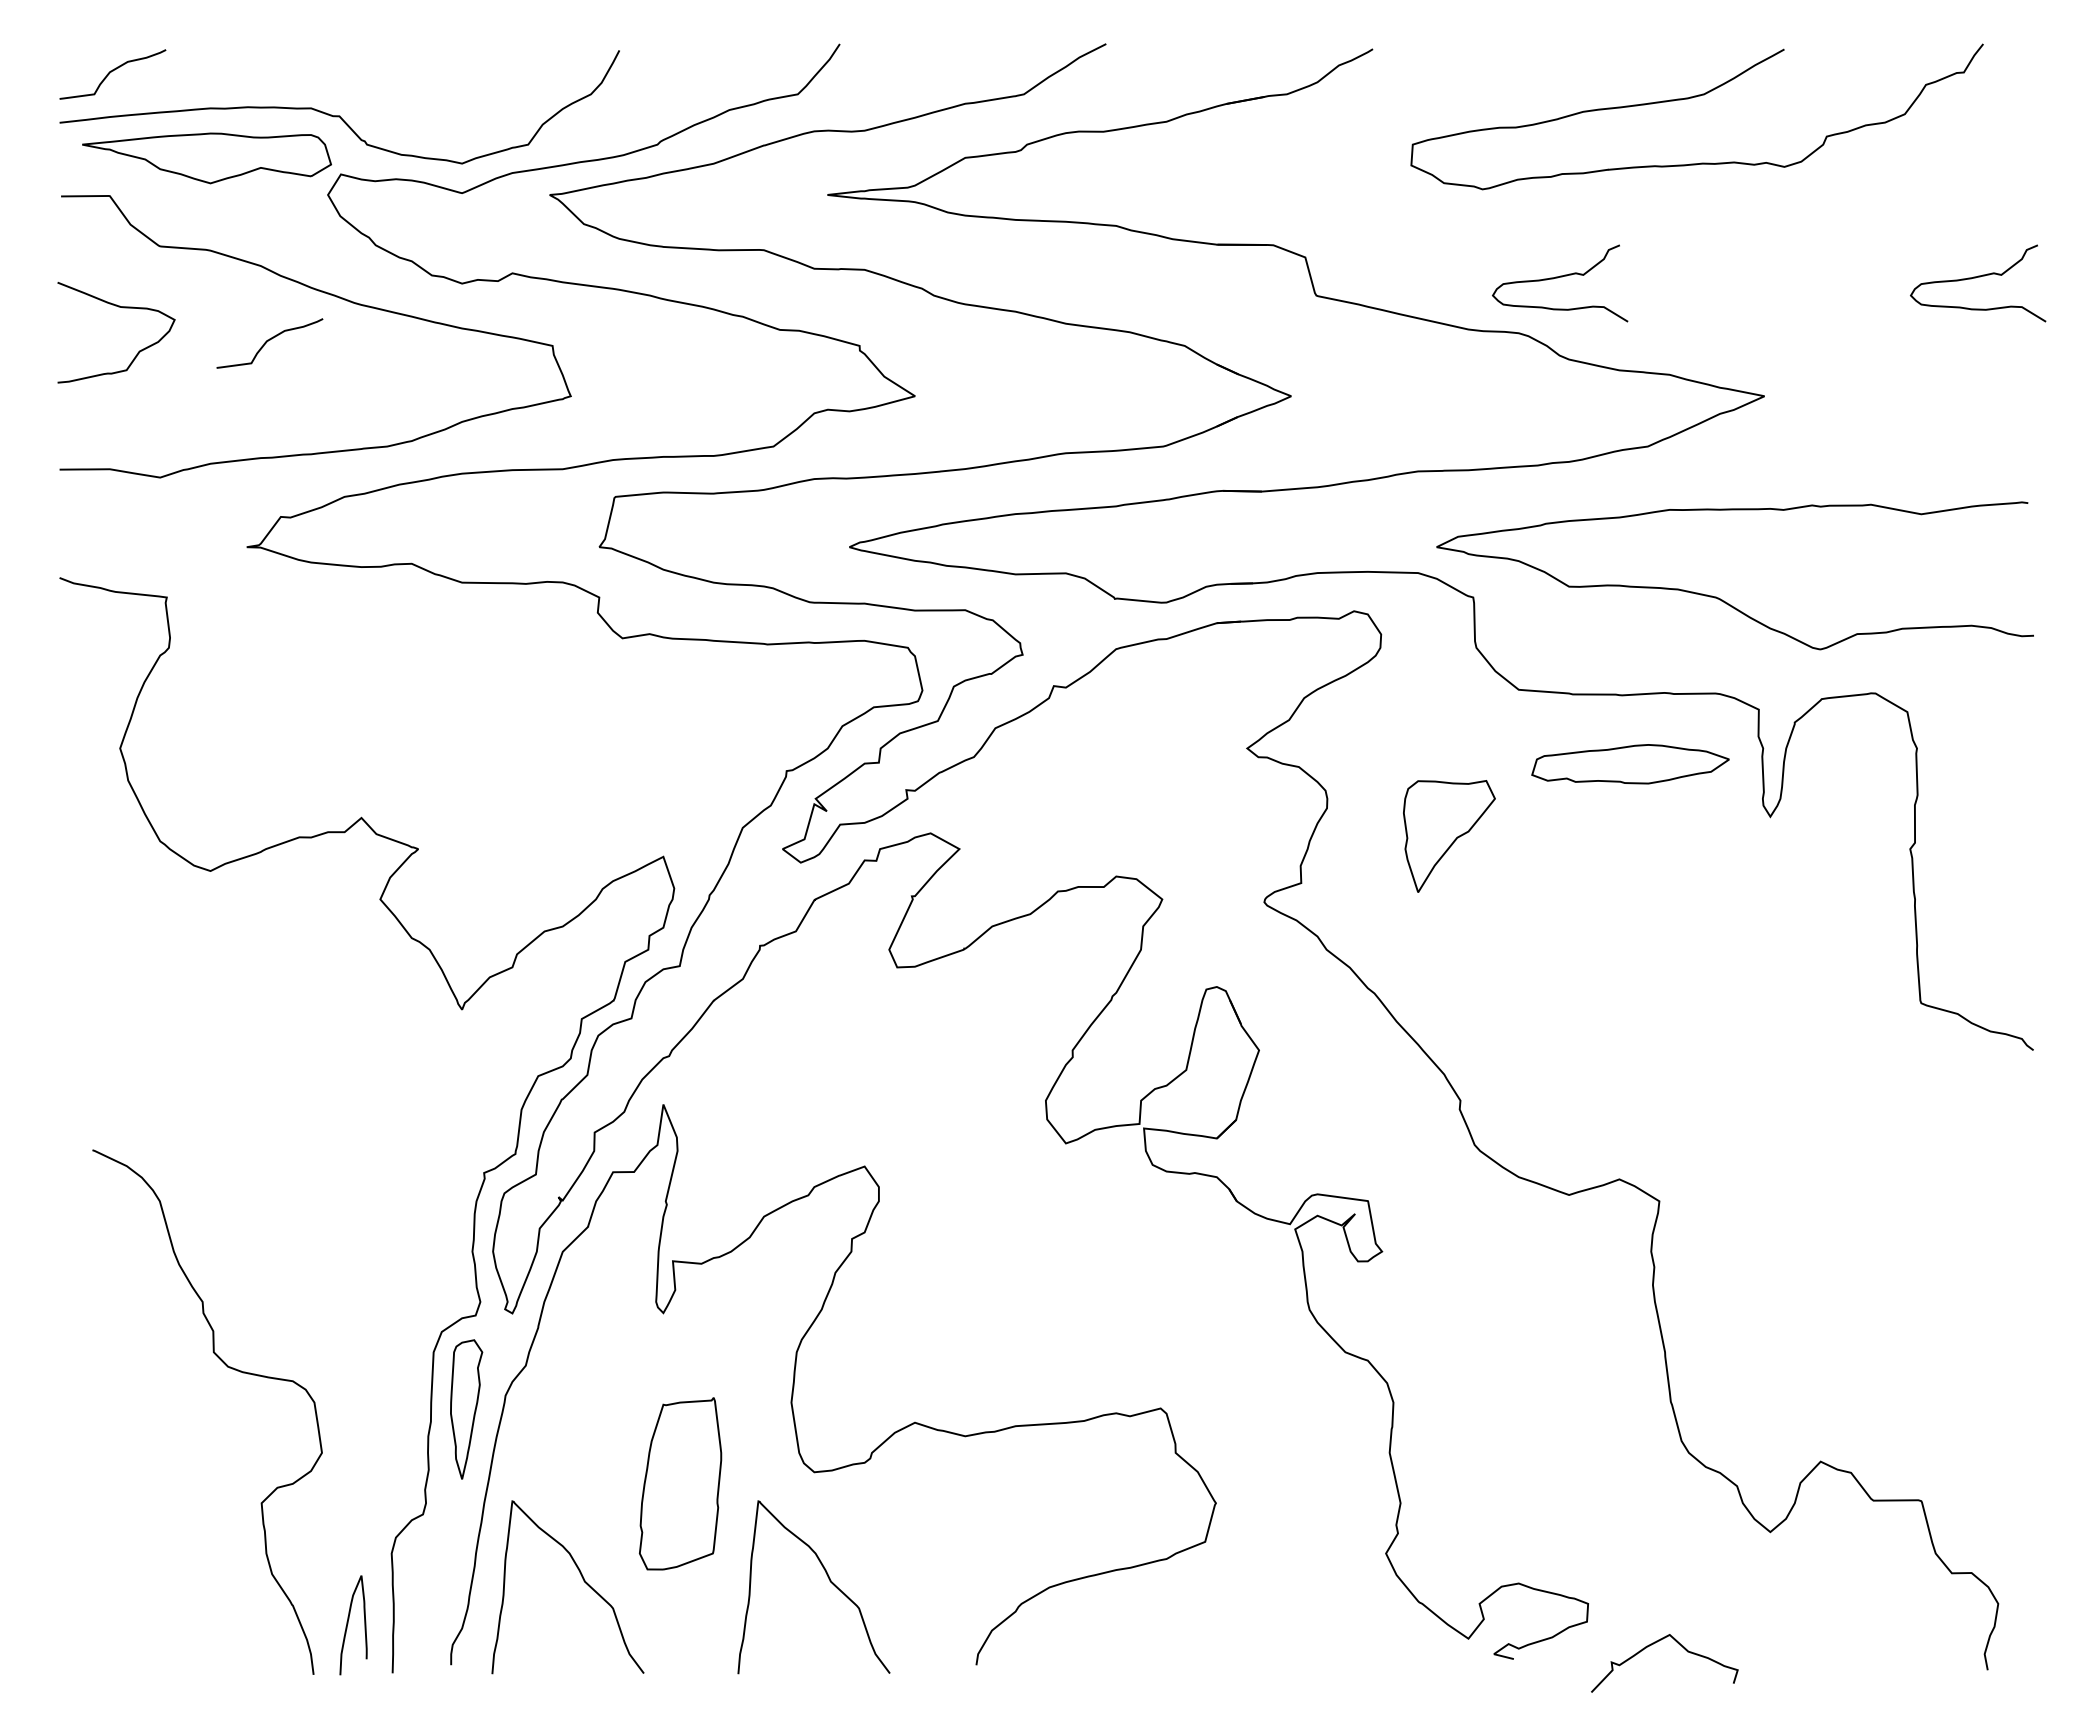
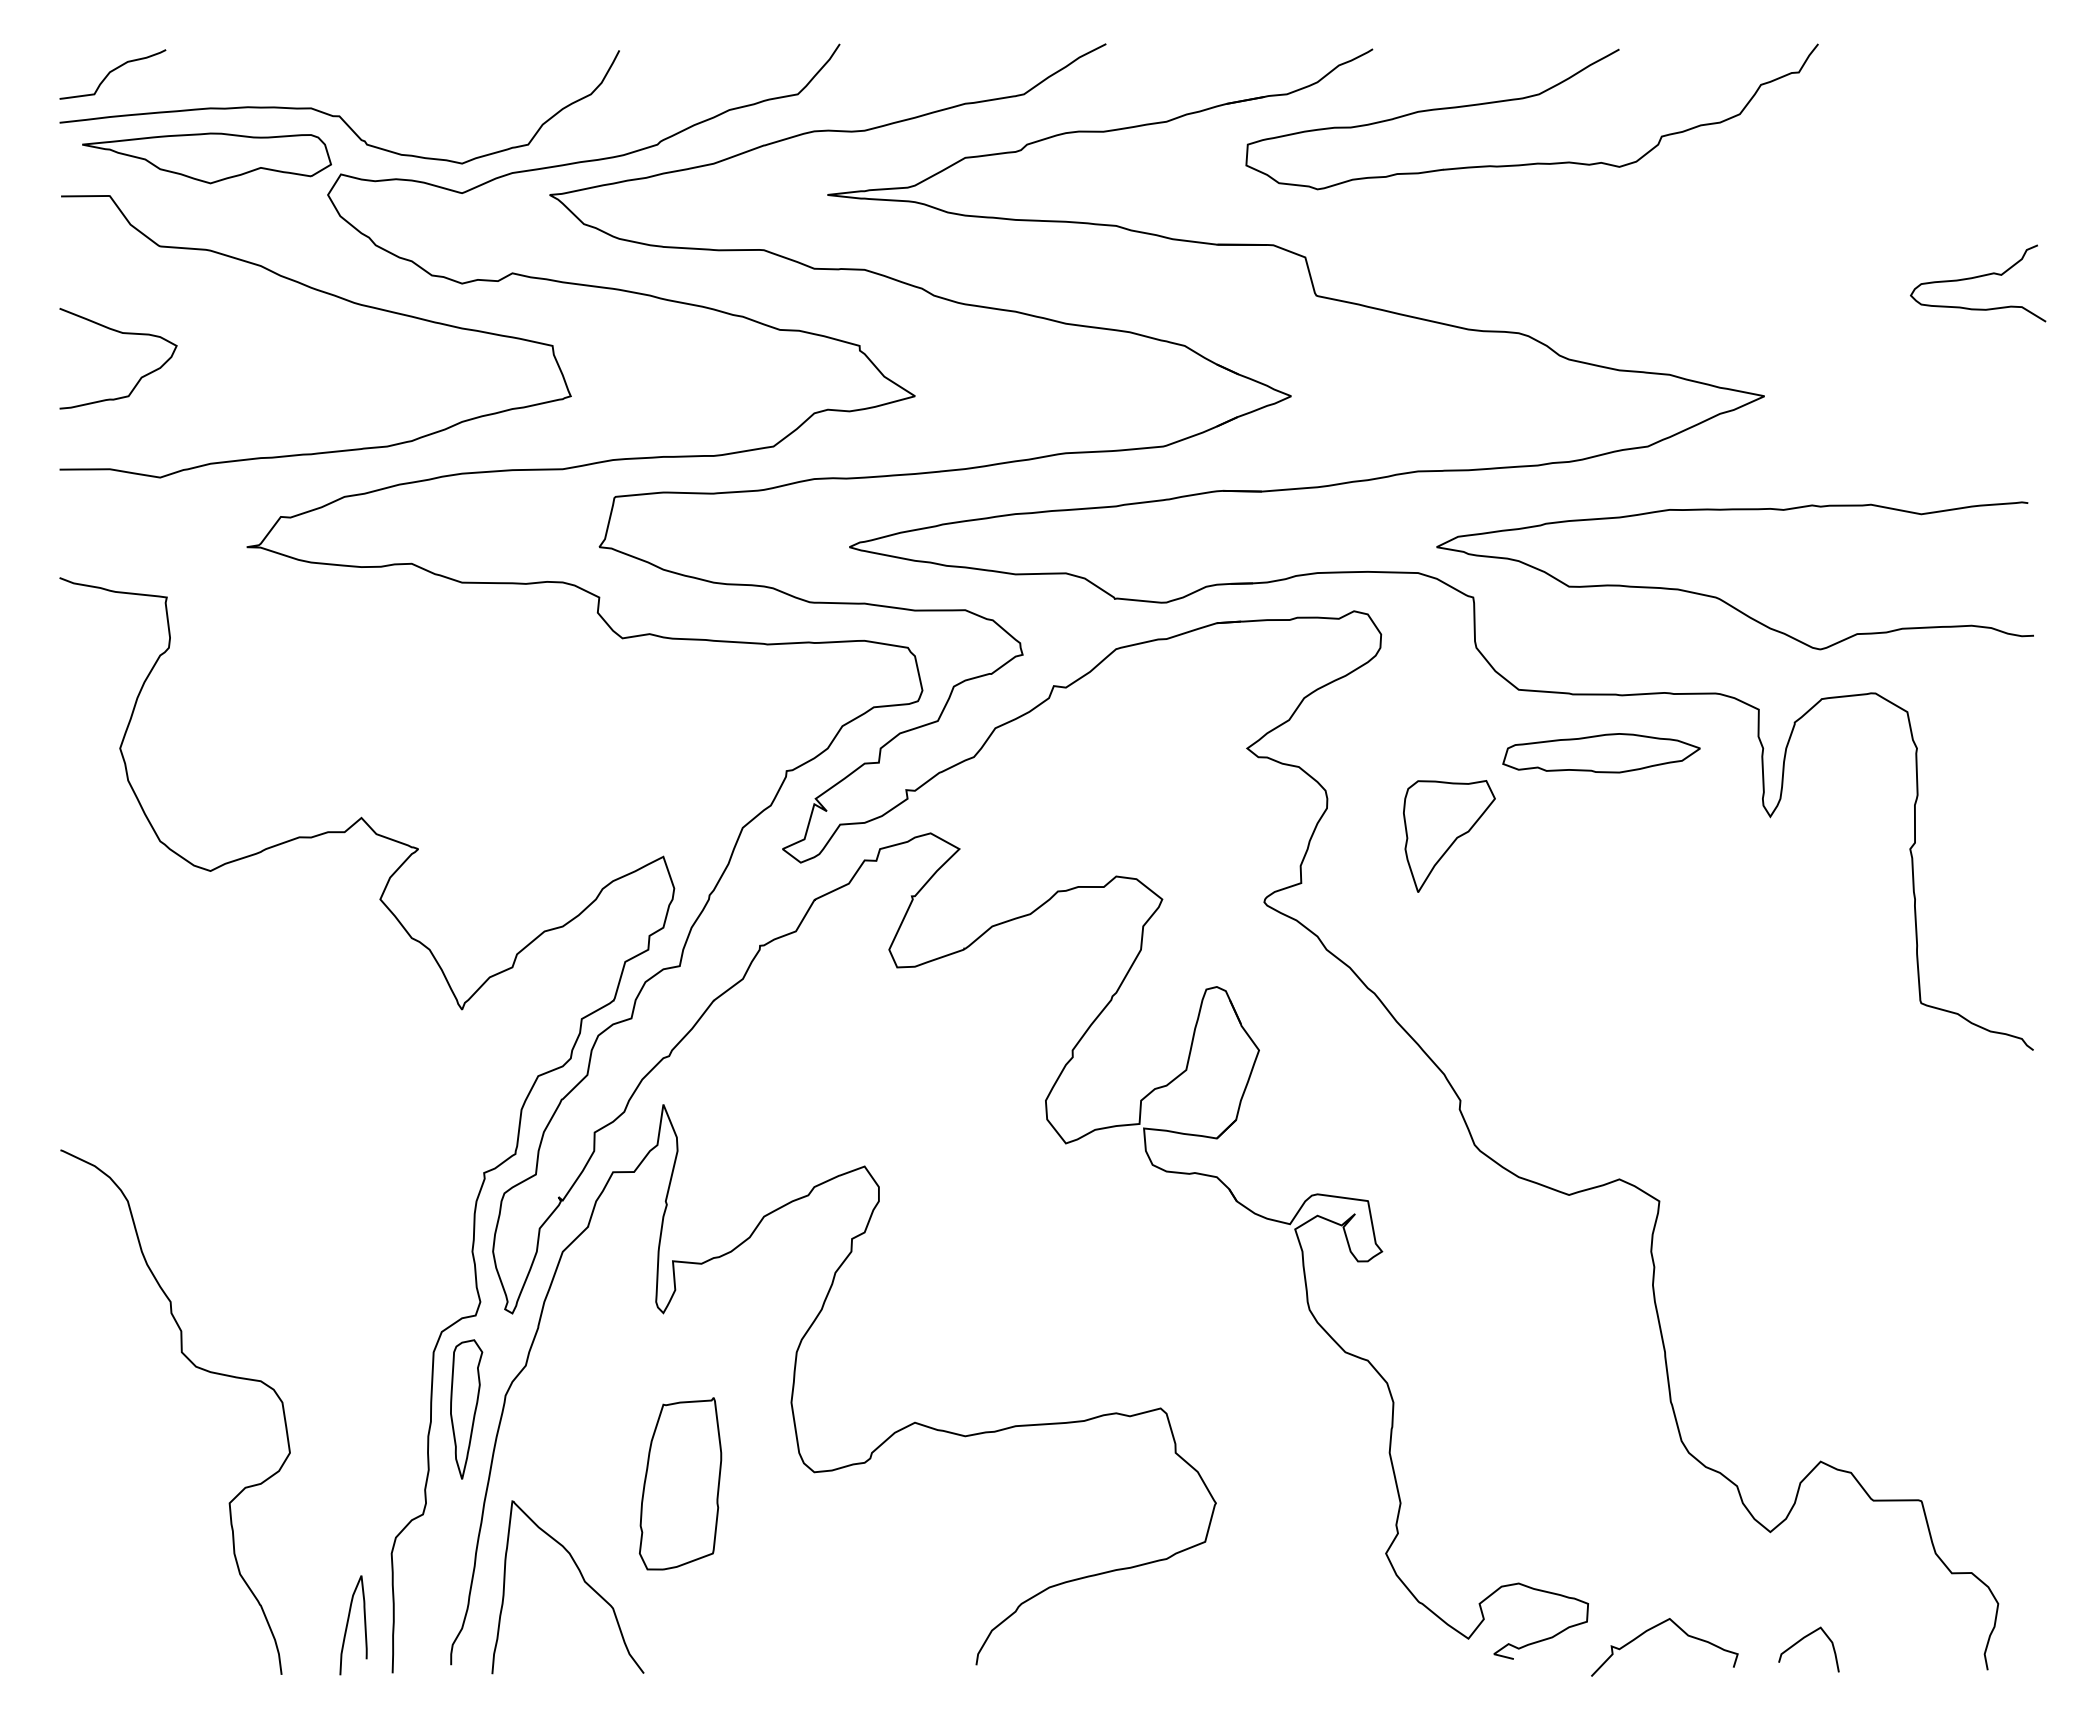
curve position: (1692, 98) -> (1527, 98) (1527, 98)
curve: present -> none (1557, 278)
curve position: (123, 308) -> (125, 334) (125, 334)
curve: present -> none (268, 341)
part position: (1630, 764) -> (1601, 753) (1601, 753)
curve position: (229, 1368) -> (197, 1368) (197, 1368)
curve: present -> none (828, 1579)
curve: none -> present (1803, 1639)
curve position: (1655, 1643) -> (1655, 1627) (1655, 1627)
